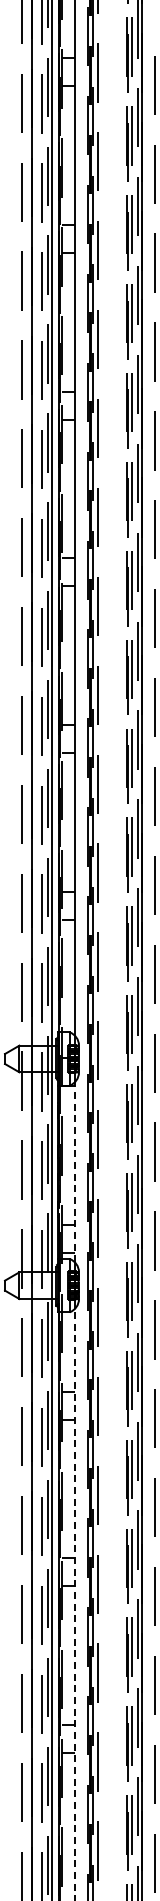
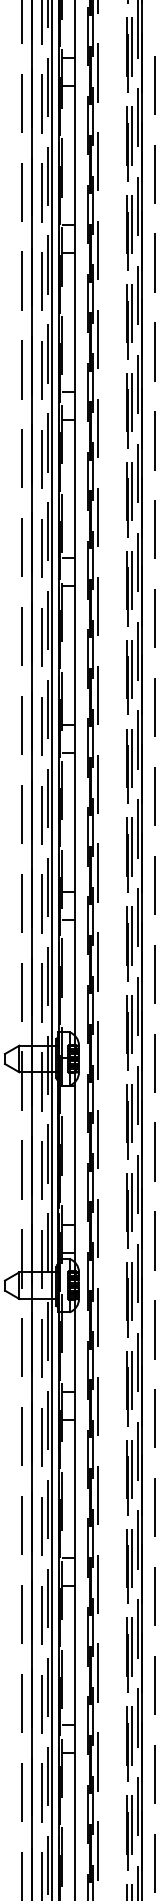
line: dashed -> solid (75, 1171)
line: dashed -> solid (75, 1604)
